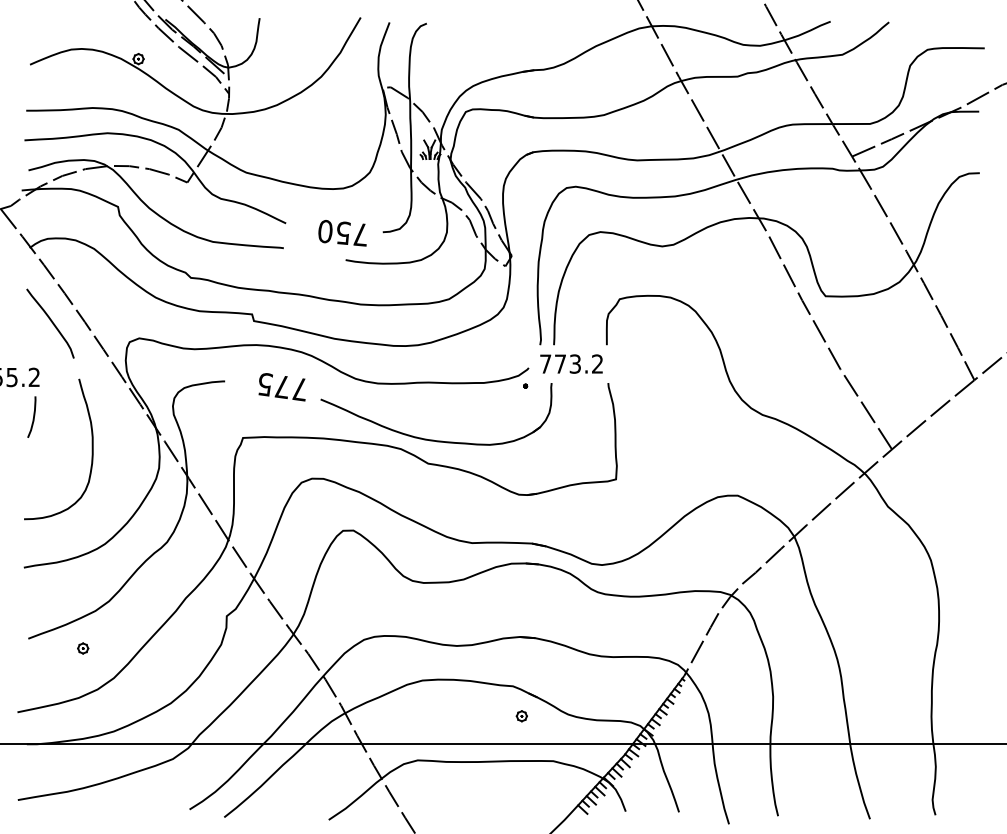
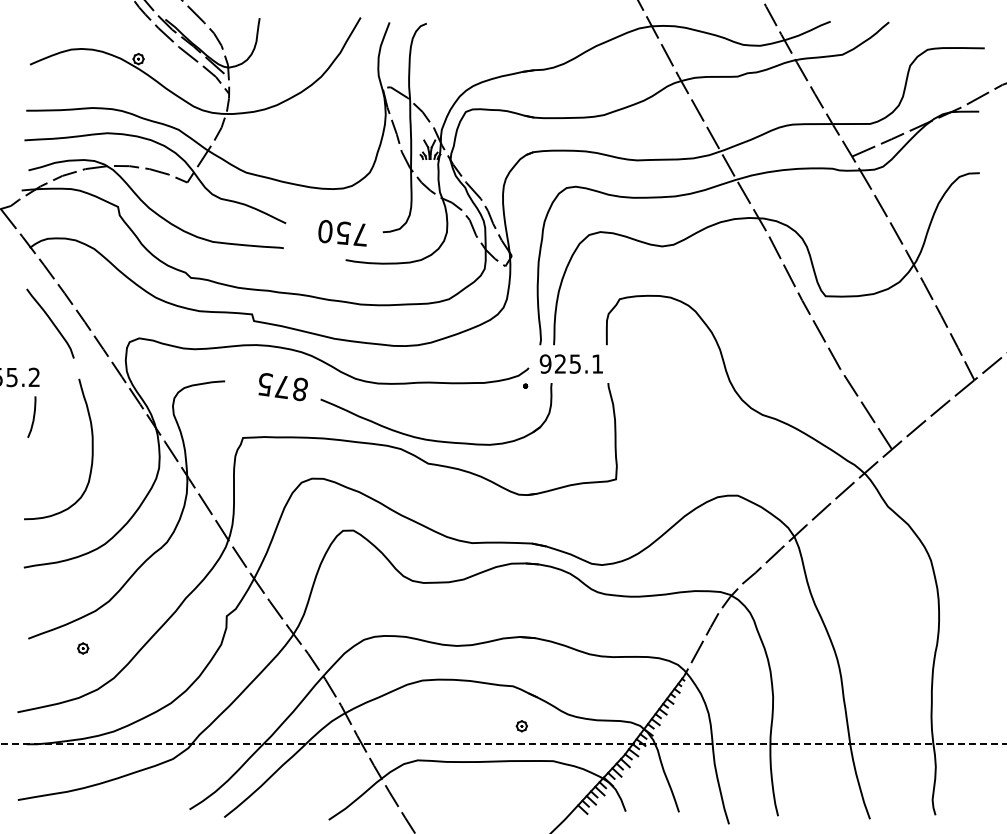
text: 773.2 -> 925.1 (570, 363)
text: 775 -> 875 (299, 389)
part position: (521, 716) -> (521, 726) (521, 726)
line: solid -> dashed (504, 744)
